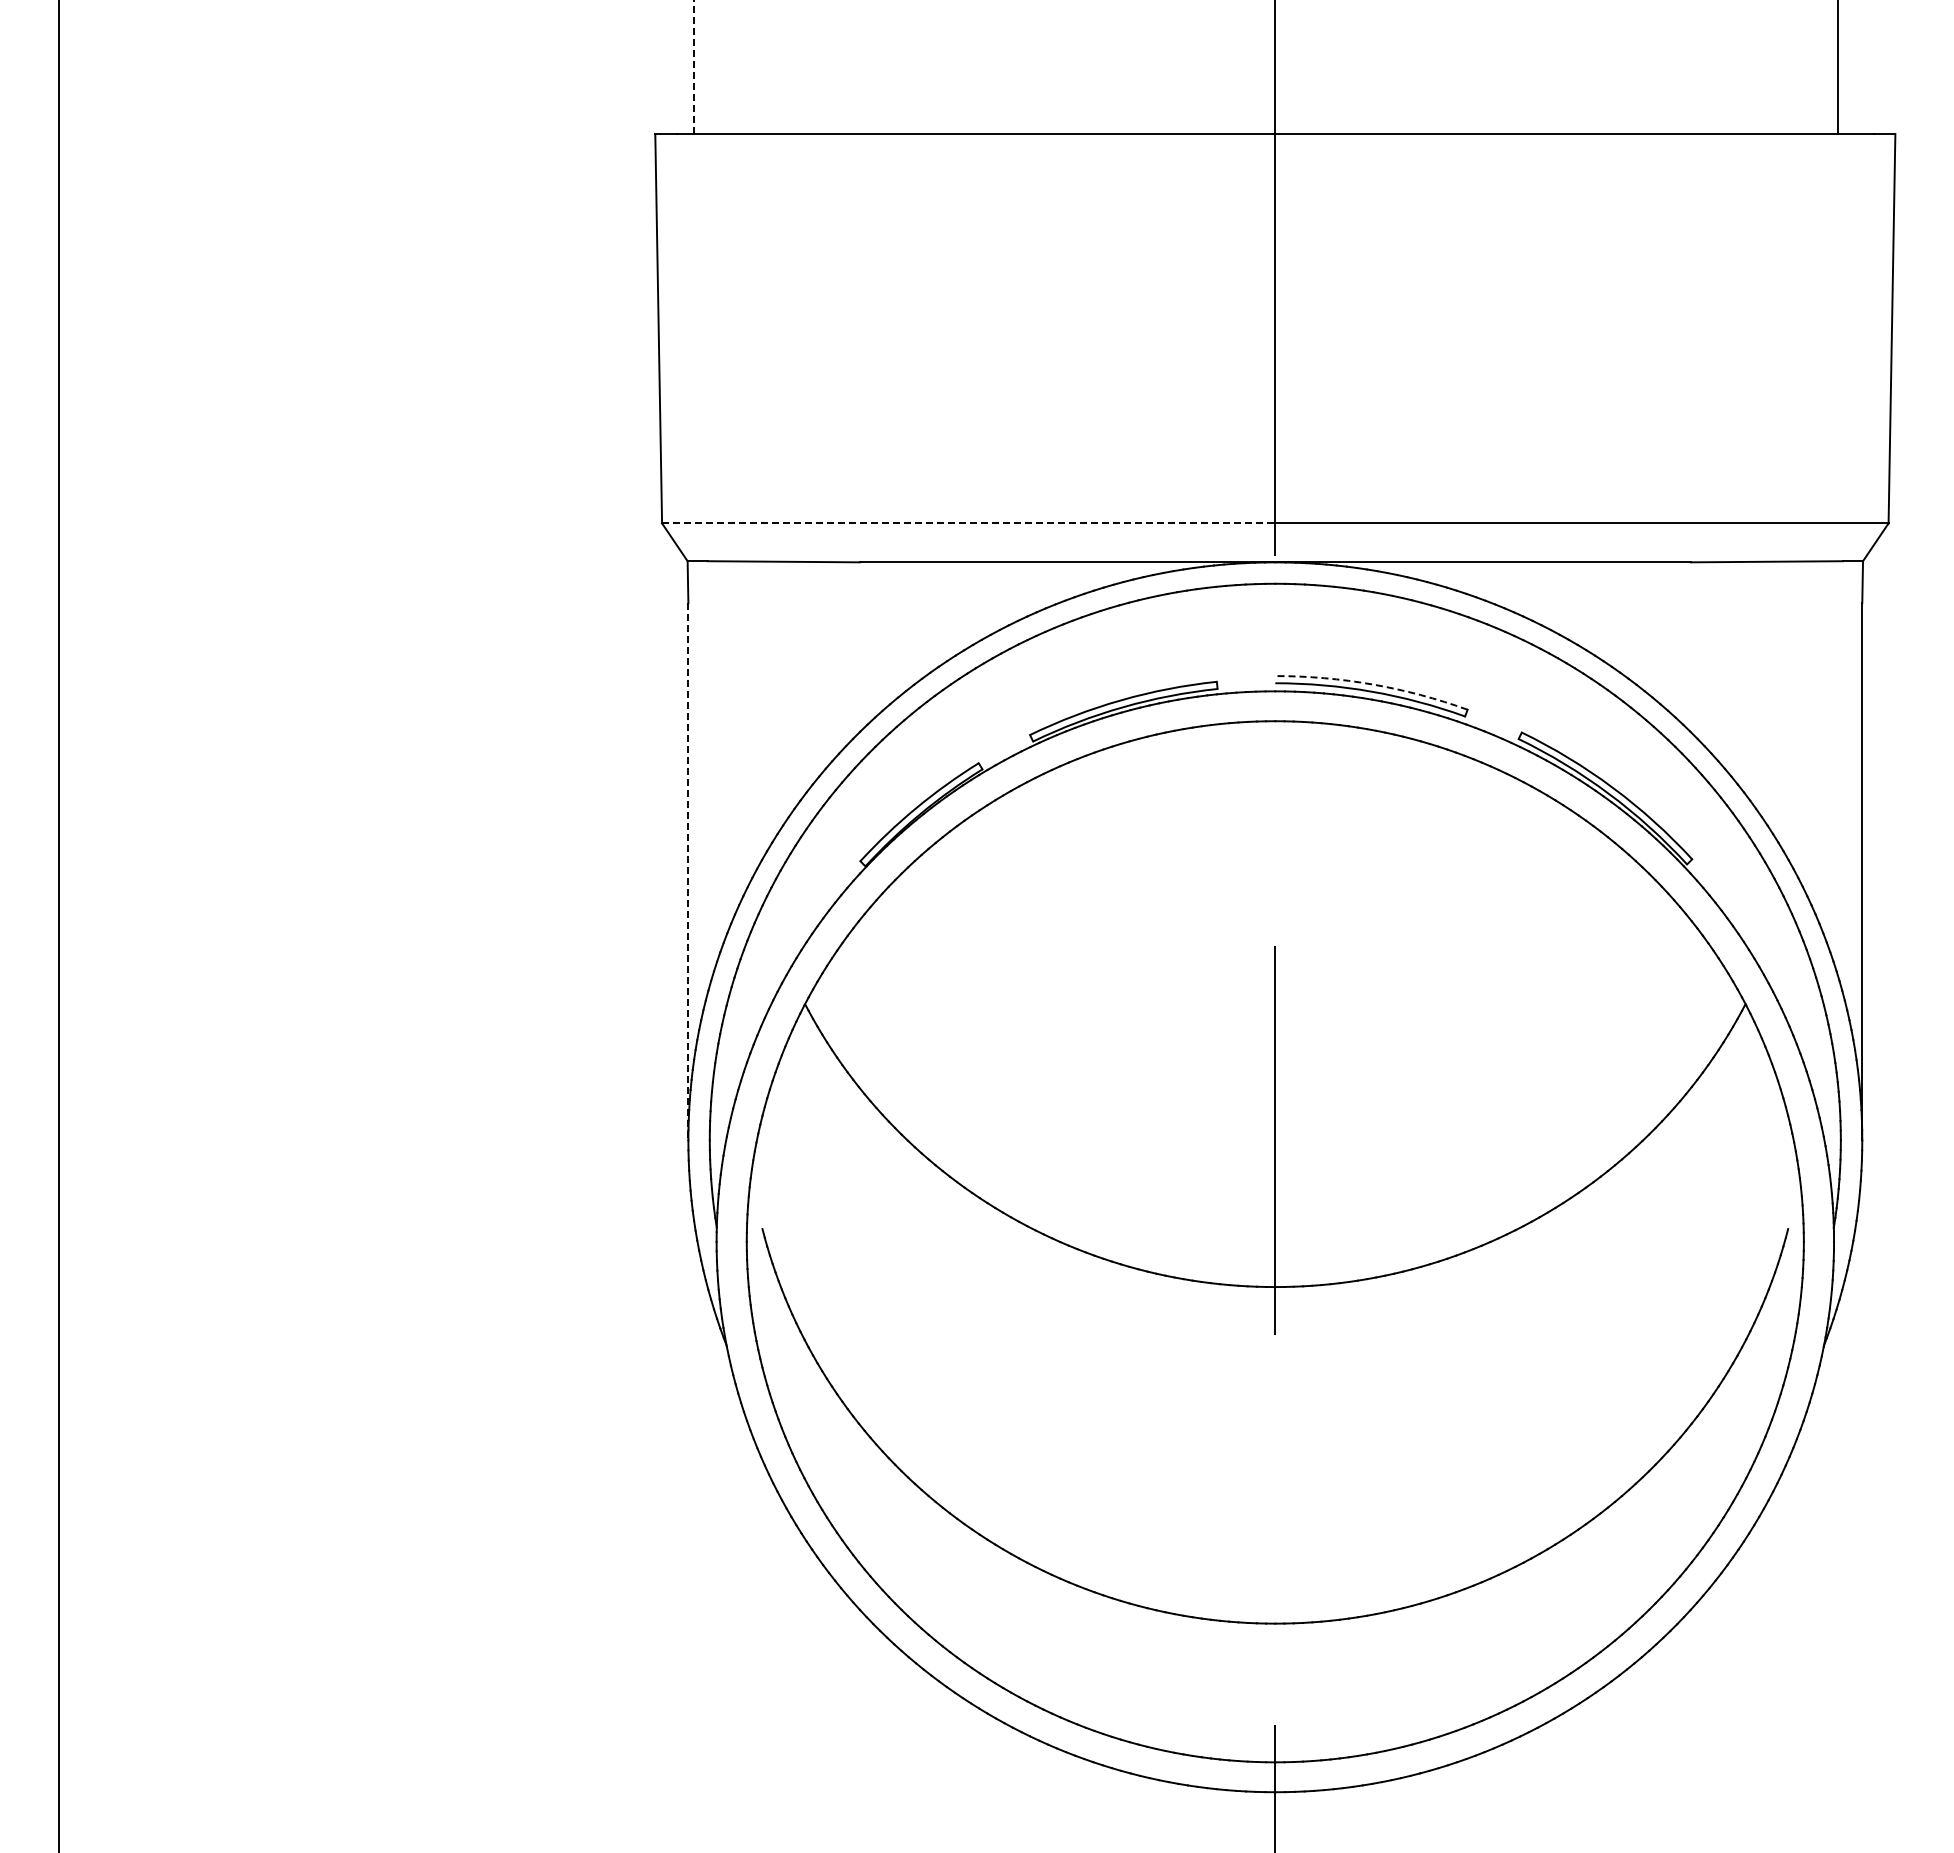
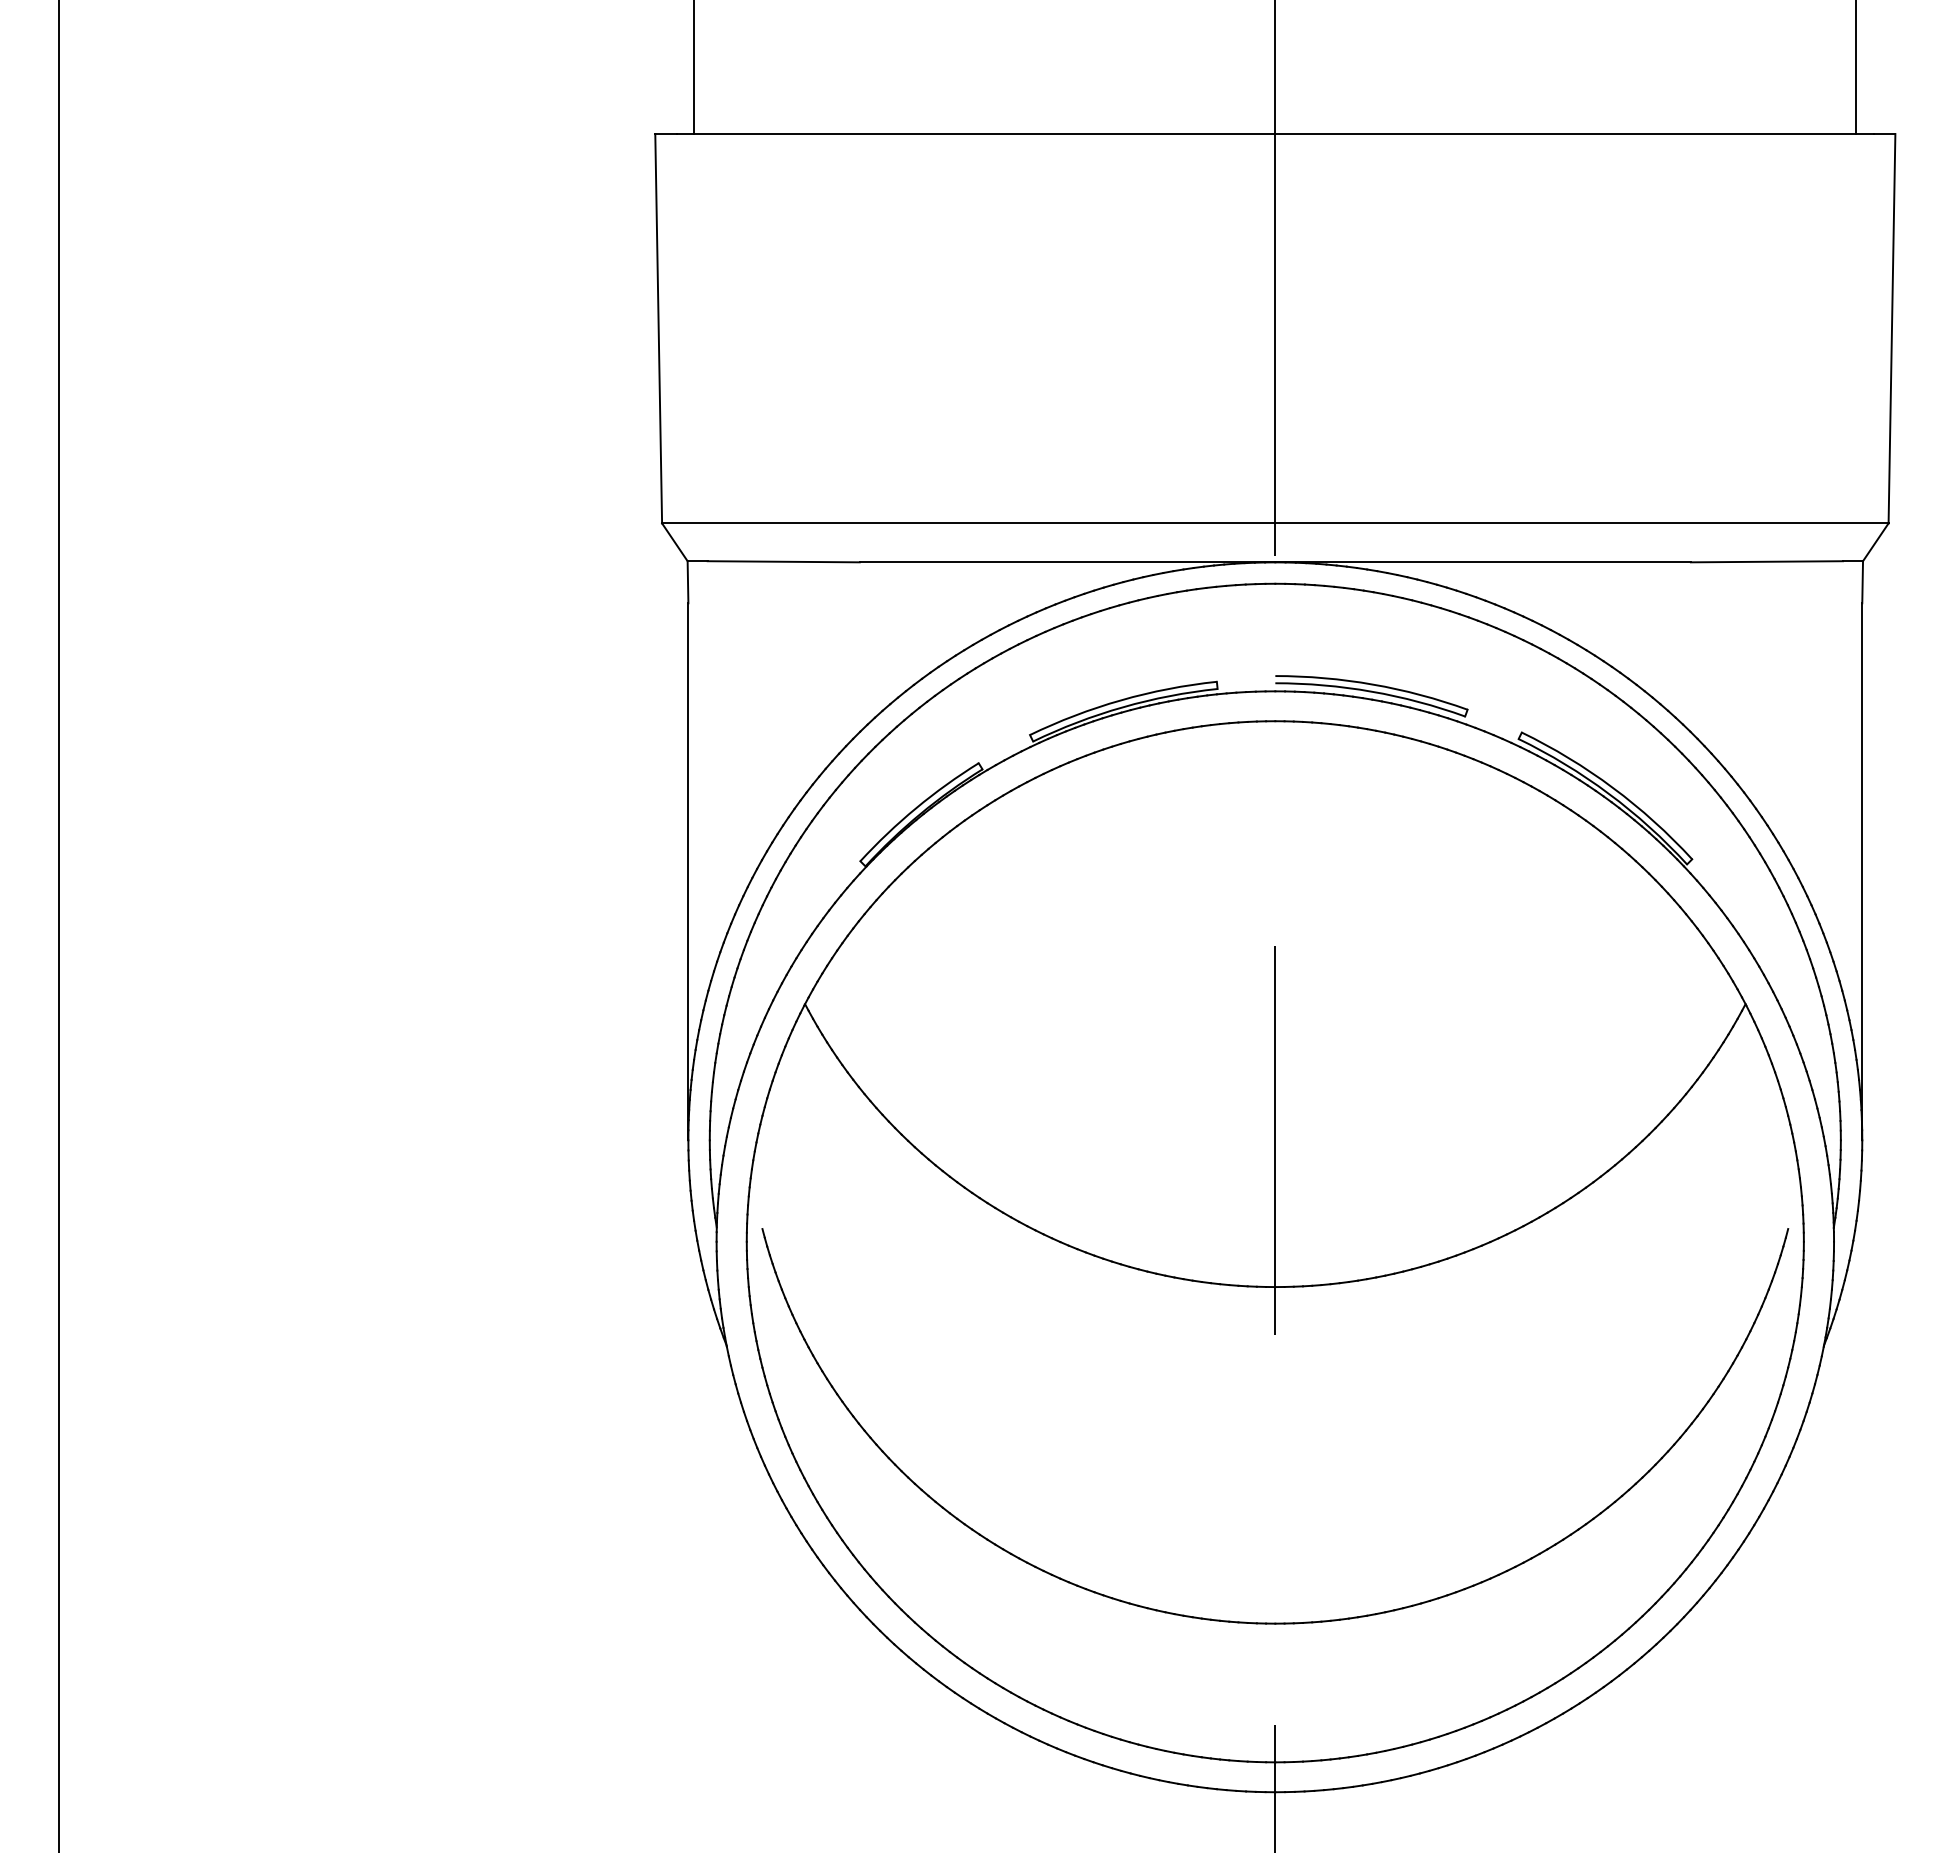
line: dashed -> solid (694, 67)
line position: (1838, 68) -> (1856, 68) (1856, 68)
line: dashed -> solid (968, 523)
arc: dashed -> solid (1372, 684)
line: dashed -> solid (688, 871)
